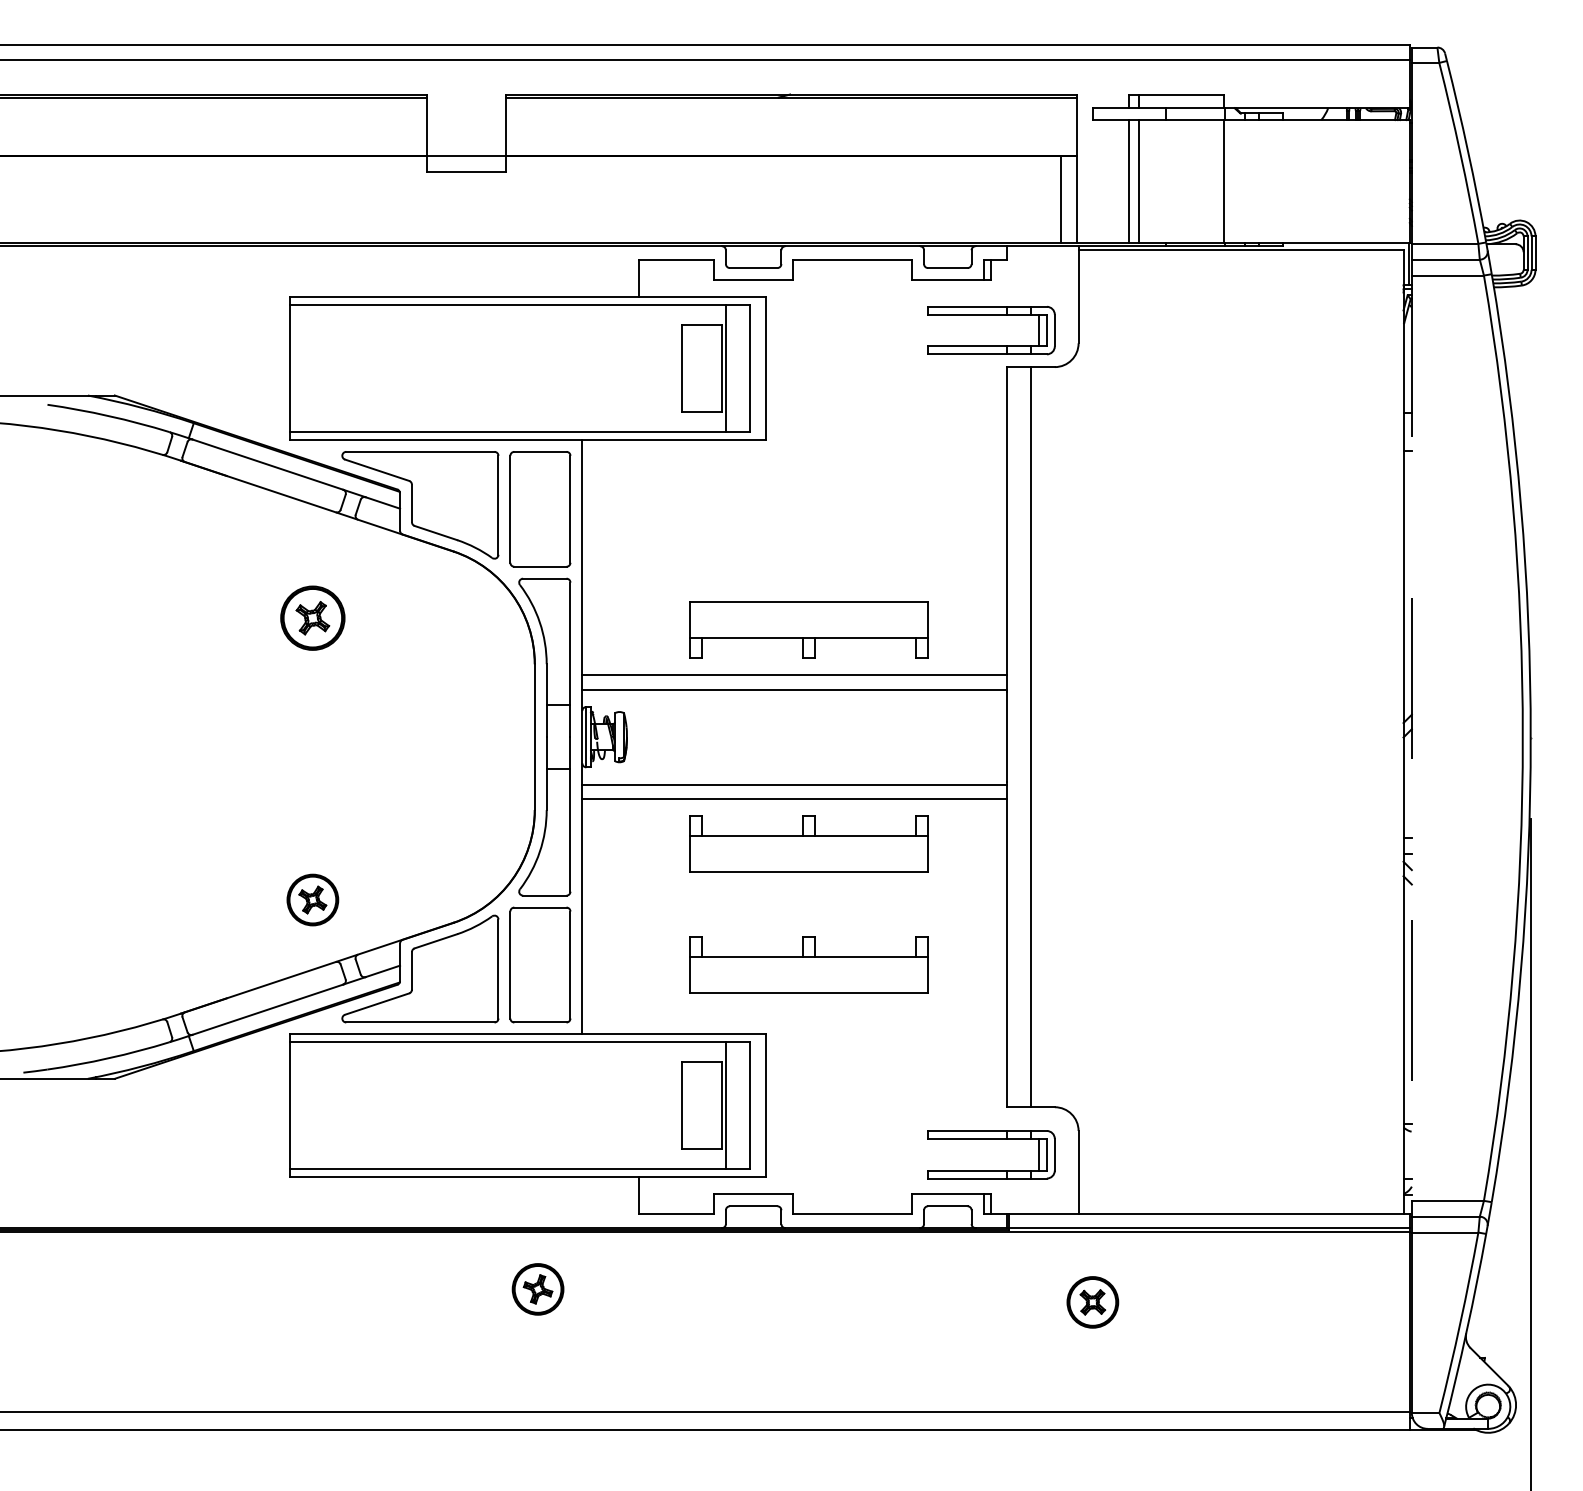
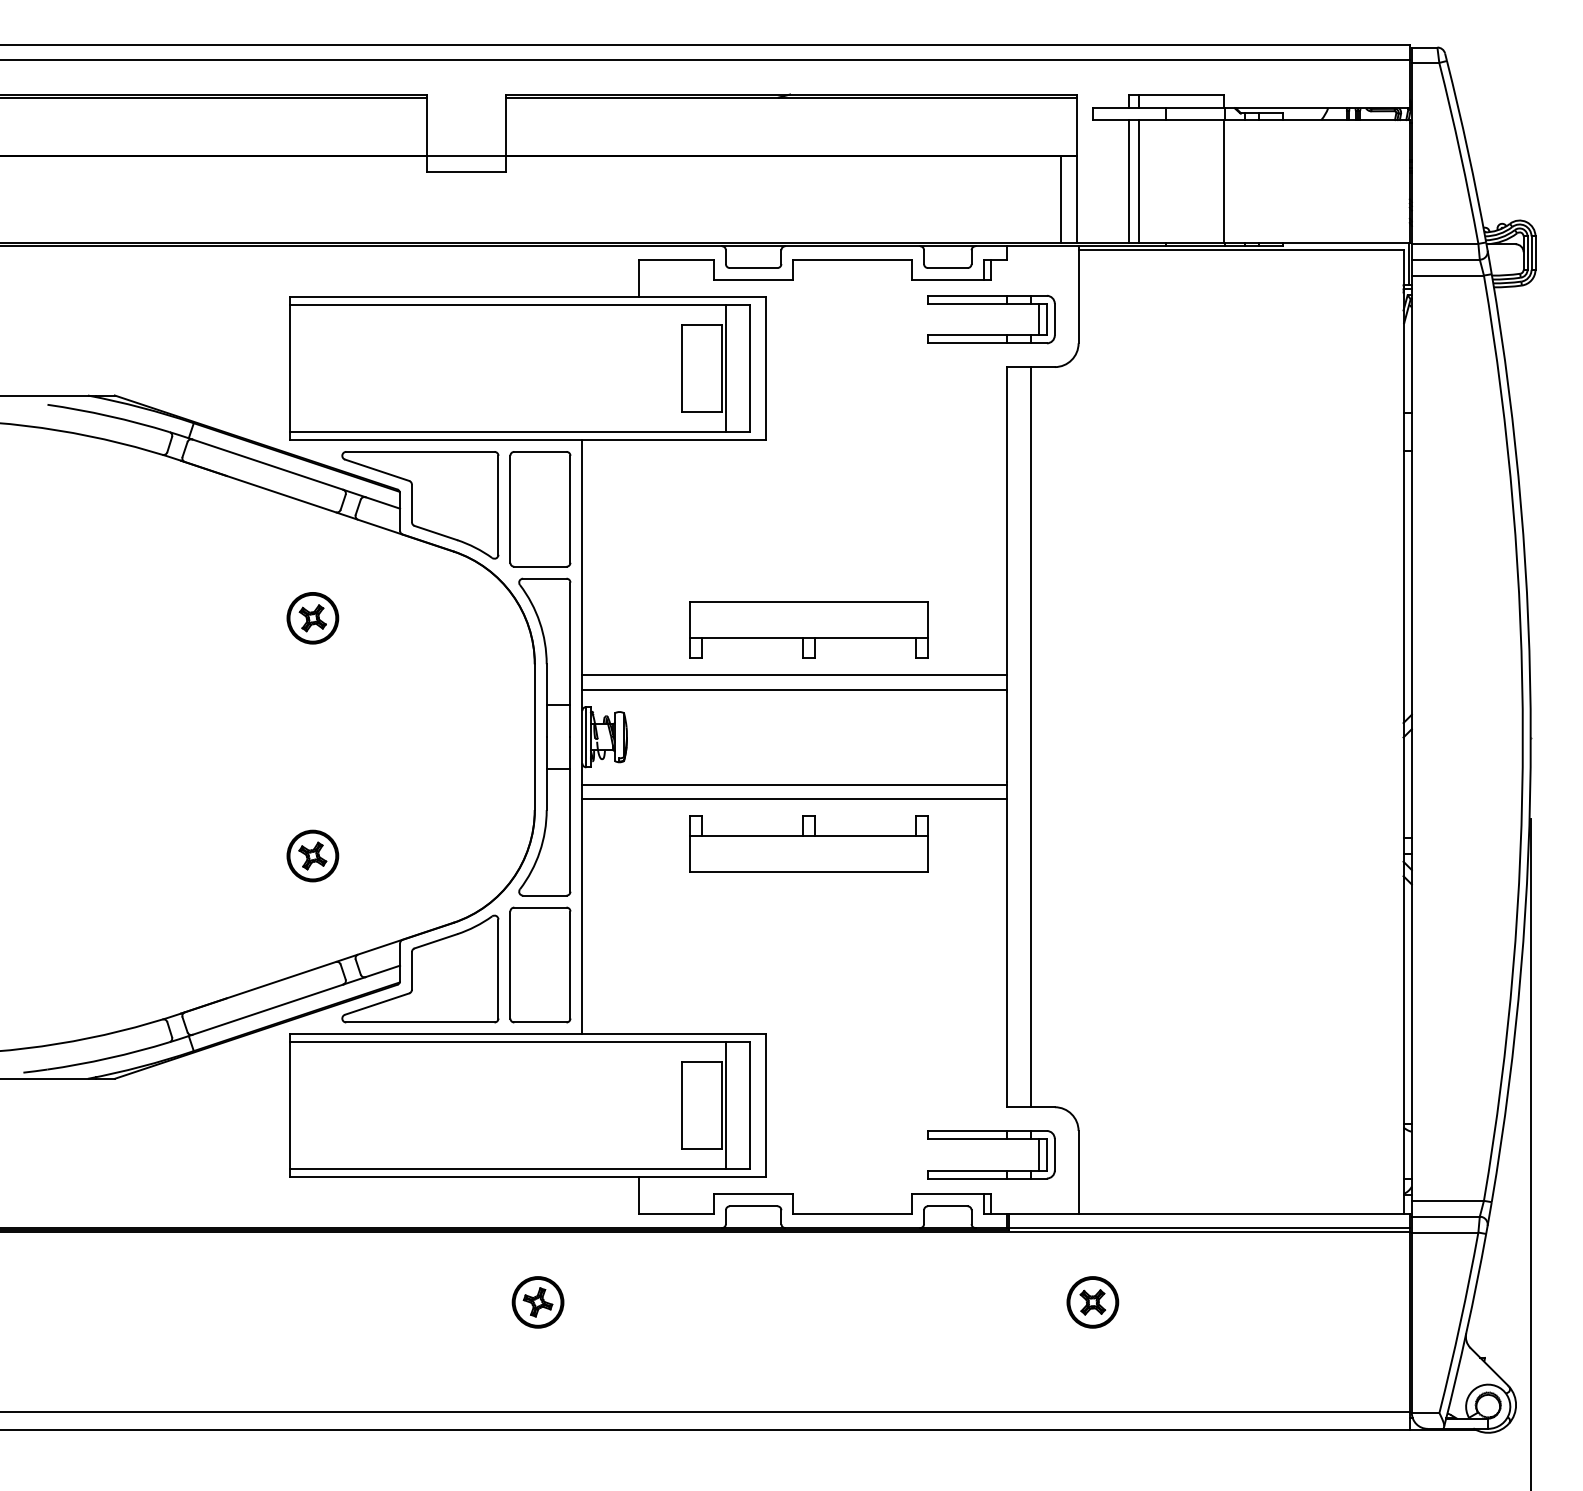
part position: (991, 315) -> (991, 304) (991, 304)
part size: 66x66 px -> 54x53 px (312, 618)
line: dashed -> solid (1411, 738)
part position: (312, 899) -> (312, 855) (312, 855)
part: present -> none (808, 964)
part position: (537, 1289) -> (537, 1302) (537, 1302)
